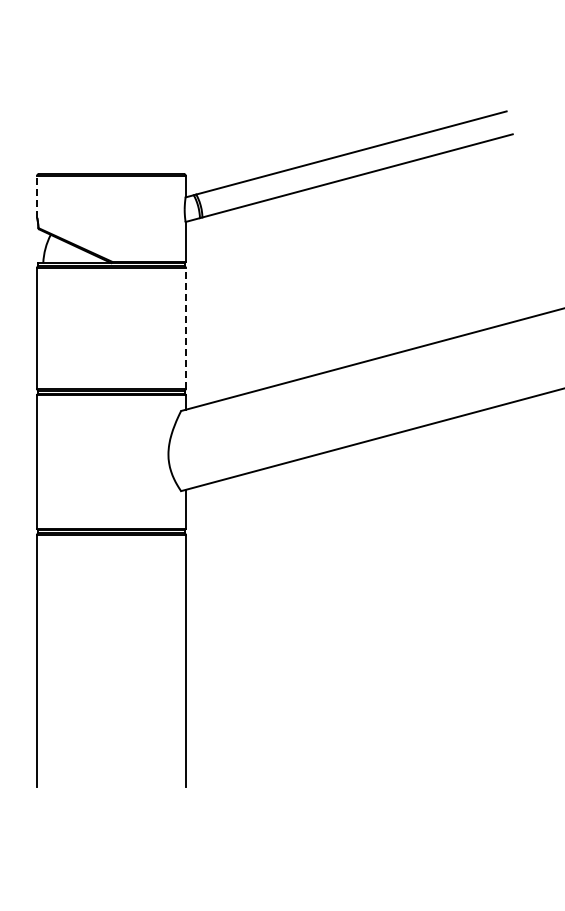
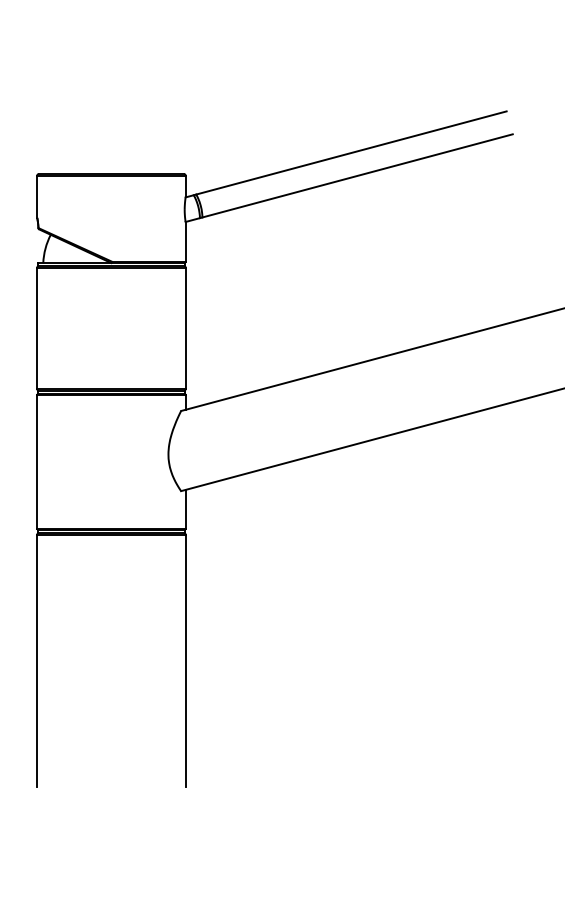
line: dashed -> solid (37, 196)
line: dashed -> solid (185, 328)
